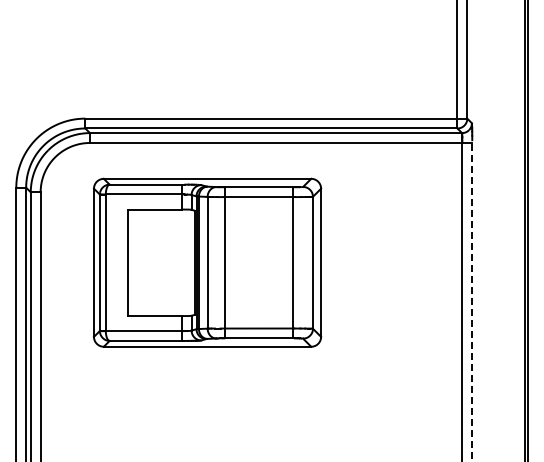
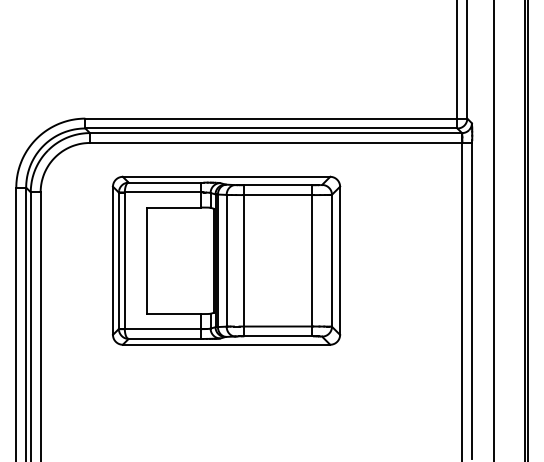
line: none -> present (493, 230)
part position: (207, 262) -> (226, 260) (226, 260)
line: dashed -> solid (472, 299)
